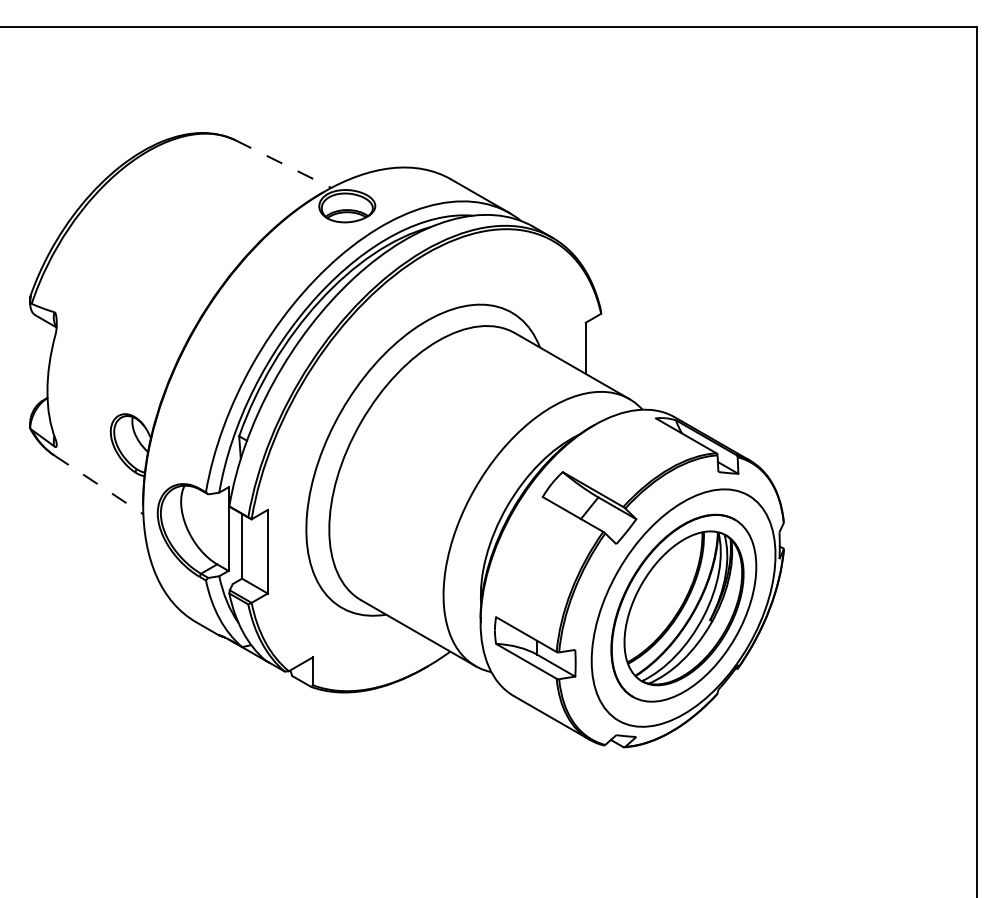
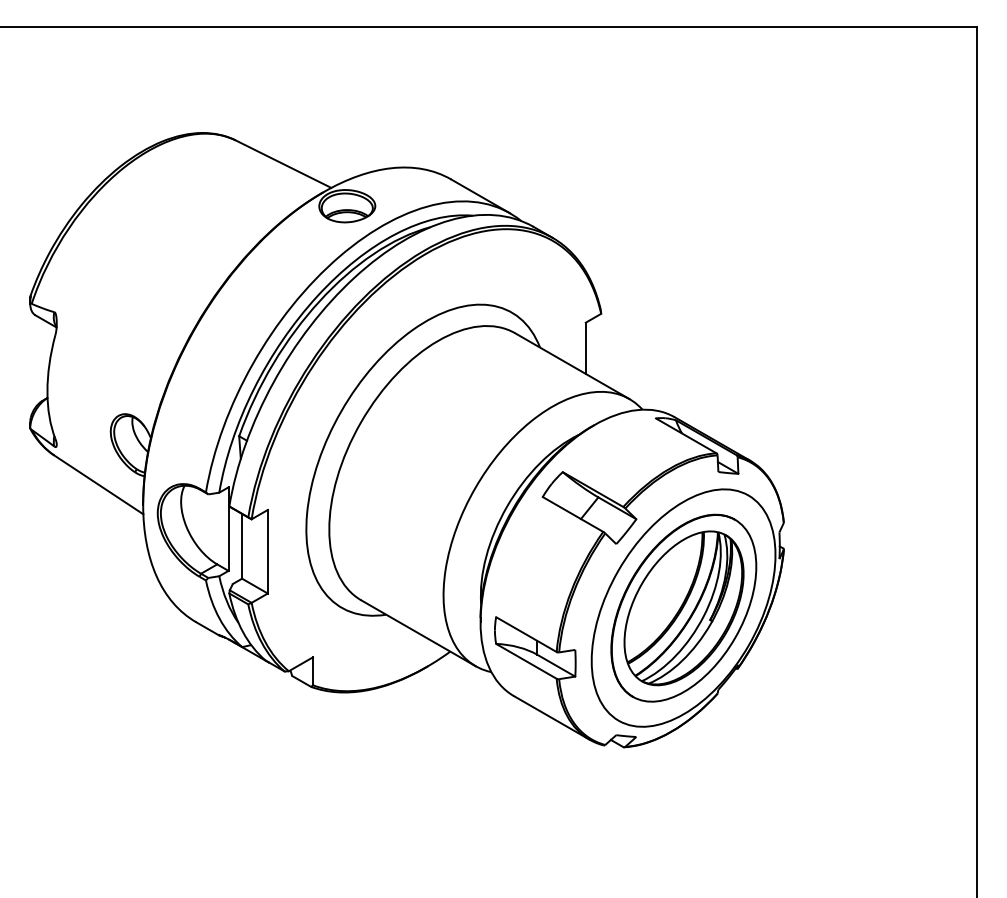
line: dashed -> solid (283, 164)
line: dashed -> solid (99, 485)
